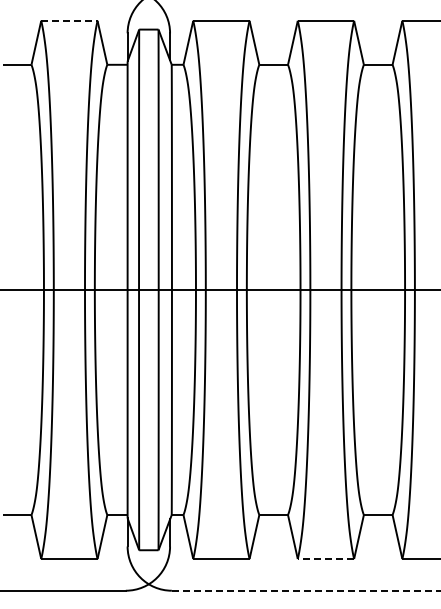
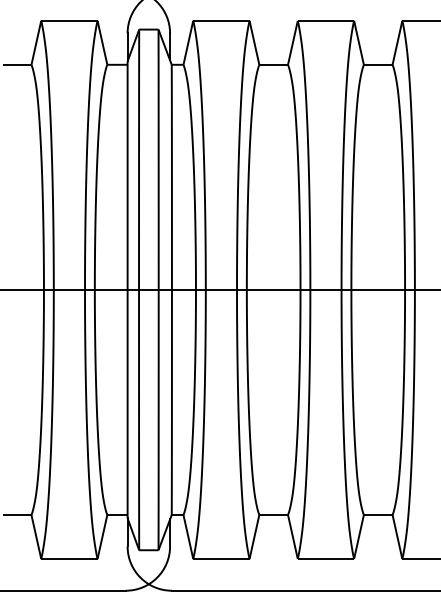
line: dashed -> solid (68, 20)
line: dashed -> solid (326, 559)
line: dashed -> solid (306, 590)
